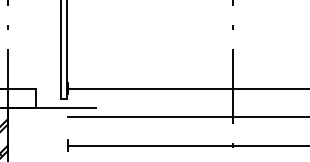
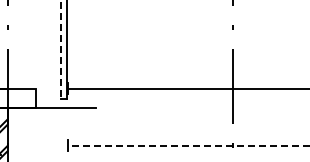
line: solid -> dashed (60, 49)
line: present -> none (187, 117)
line: solid -> dashed (188, 145)
